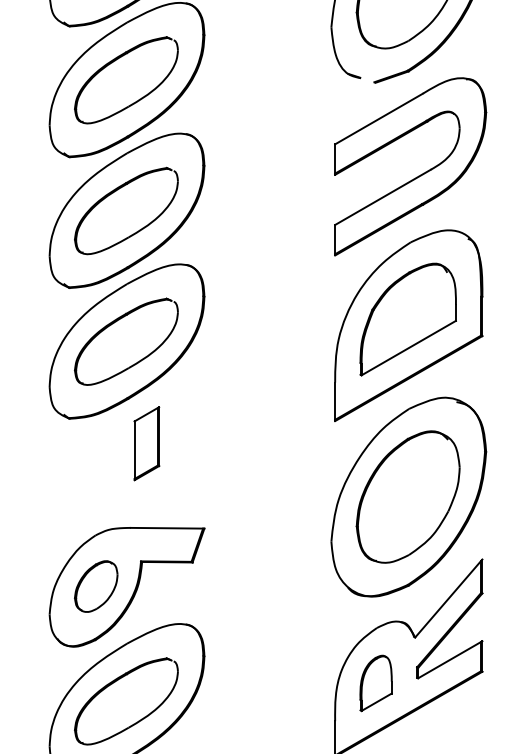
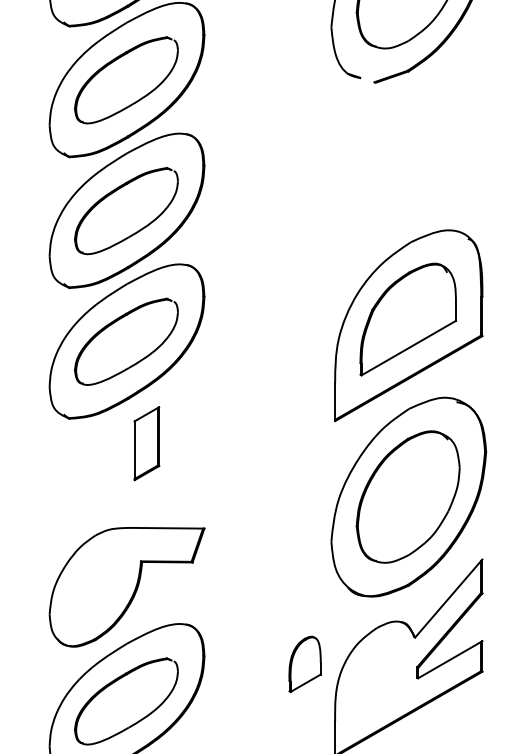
part: present -> none (418, 175)
part: present -> none (96, 586)
part position: (375, 683) -> (304, 664) (304, 664)
